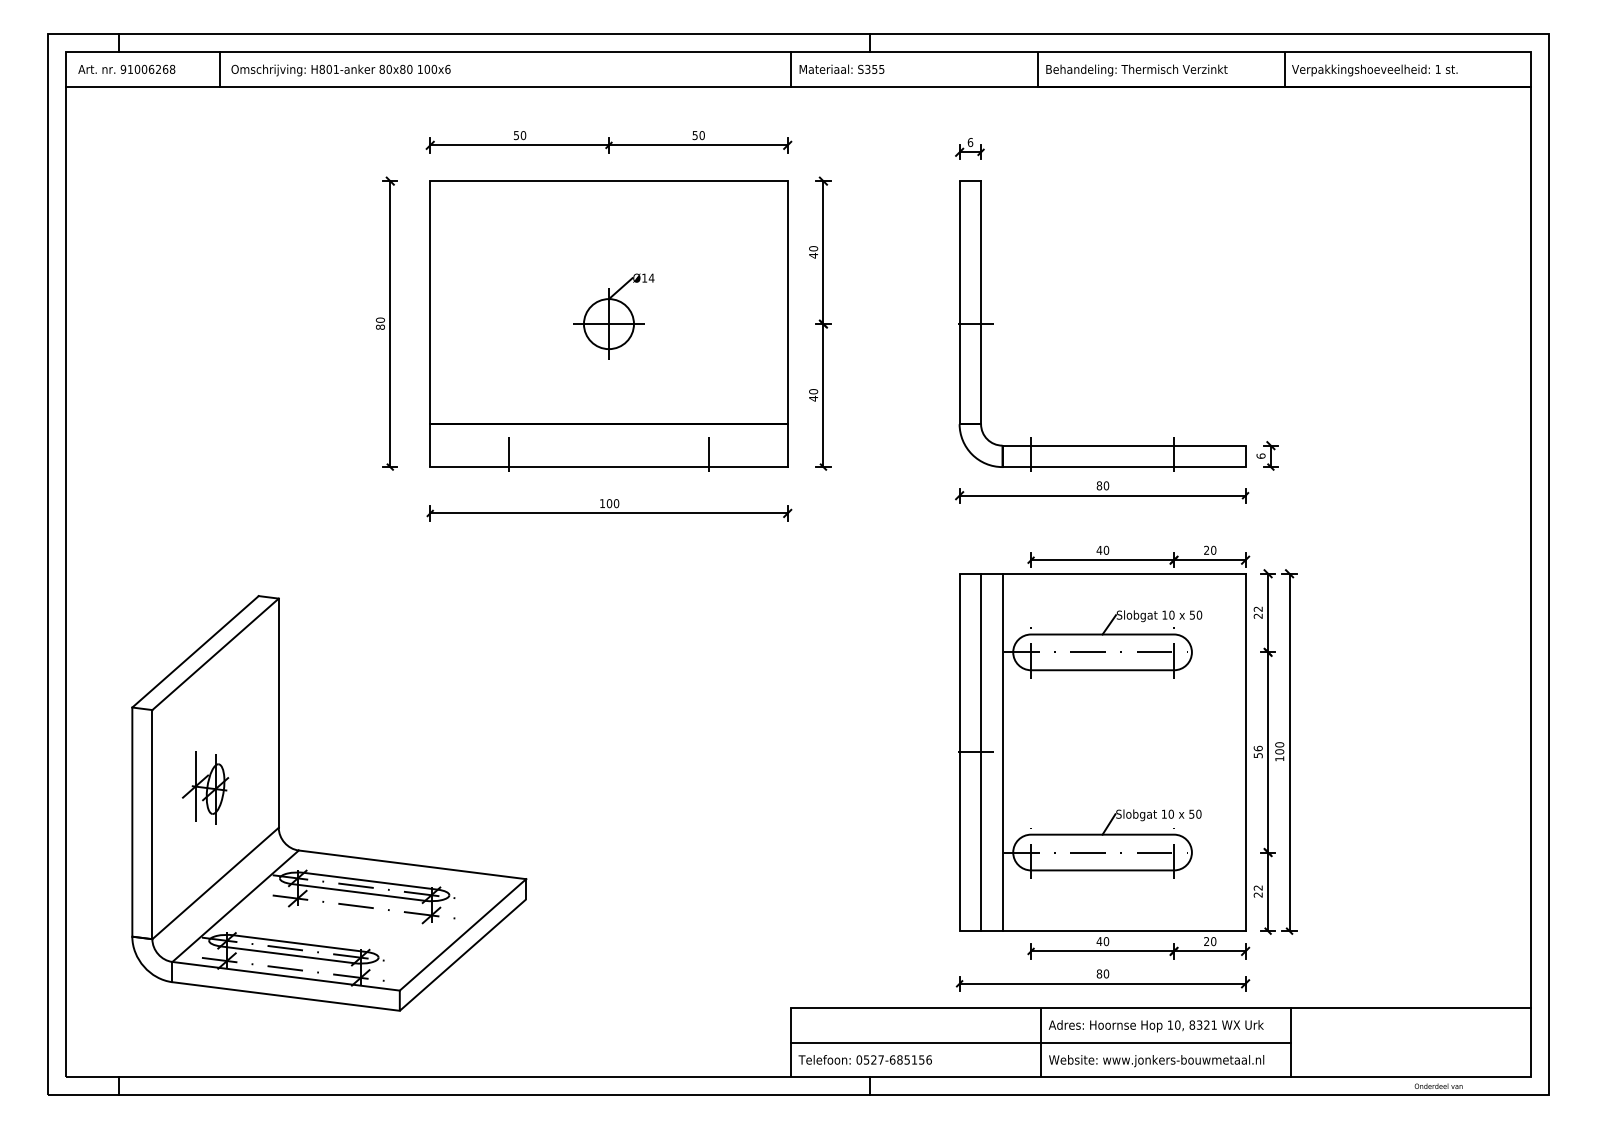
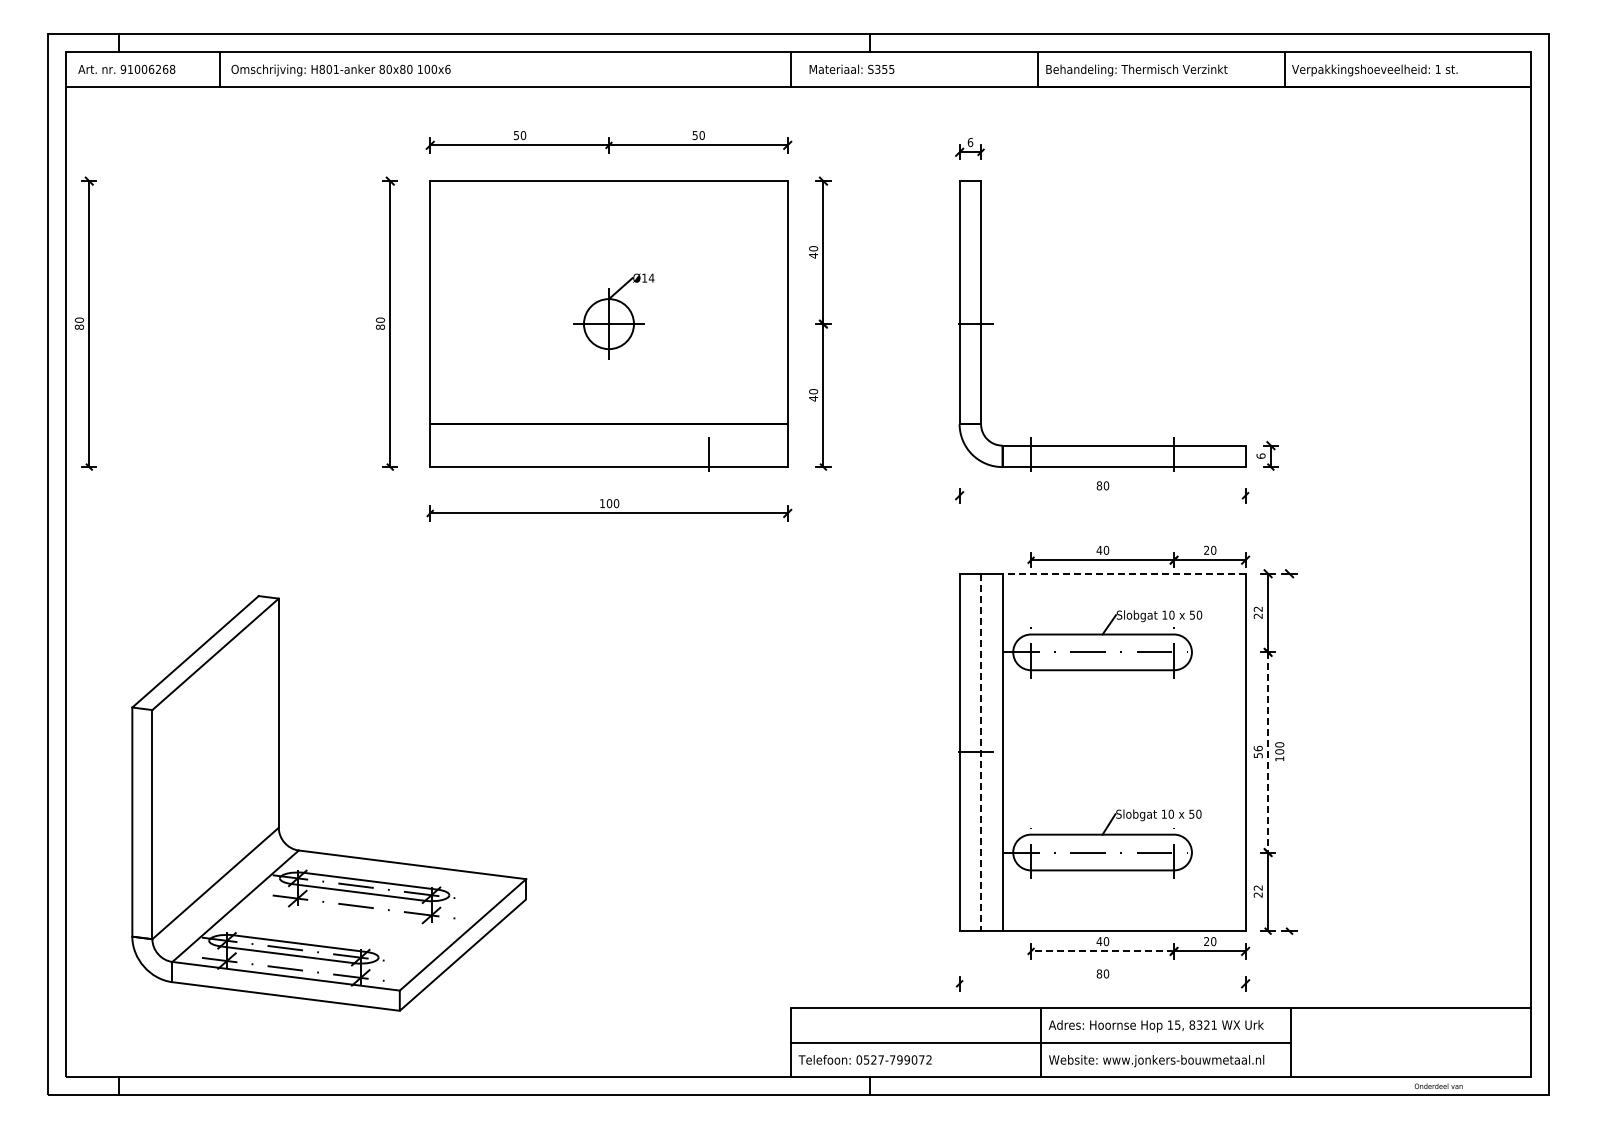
text position: (841, 68) -> (851, 68) (851, 68)
part: none -> present (85, 323)
line: present -> none (508, 456)
line: present -> none (1102, 495)
line: solid -> dashed (1124, 573)
line: solid -> dashed (981, 752)
line: solid -> dashed (1268, 752)
line: present -> none (1289, 752)
part: present -> none (205, 787)
line: solid -> dashed (1102, 951)
line: present -> none (1102, 983)
text: 10, -> 15, (1177, 1024)
text: 0527-685156 -> 0527-799072 (910, 1059)
